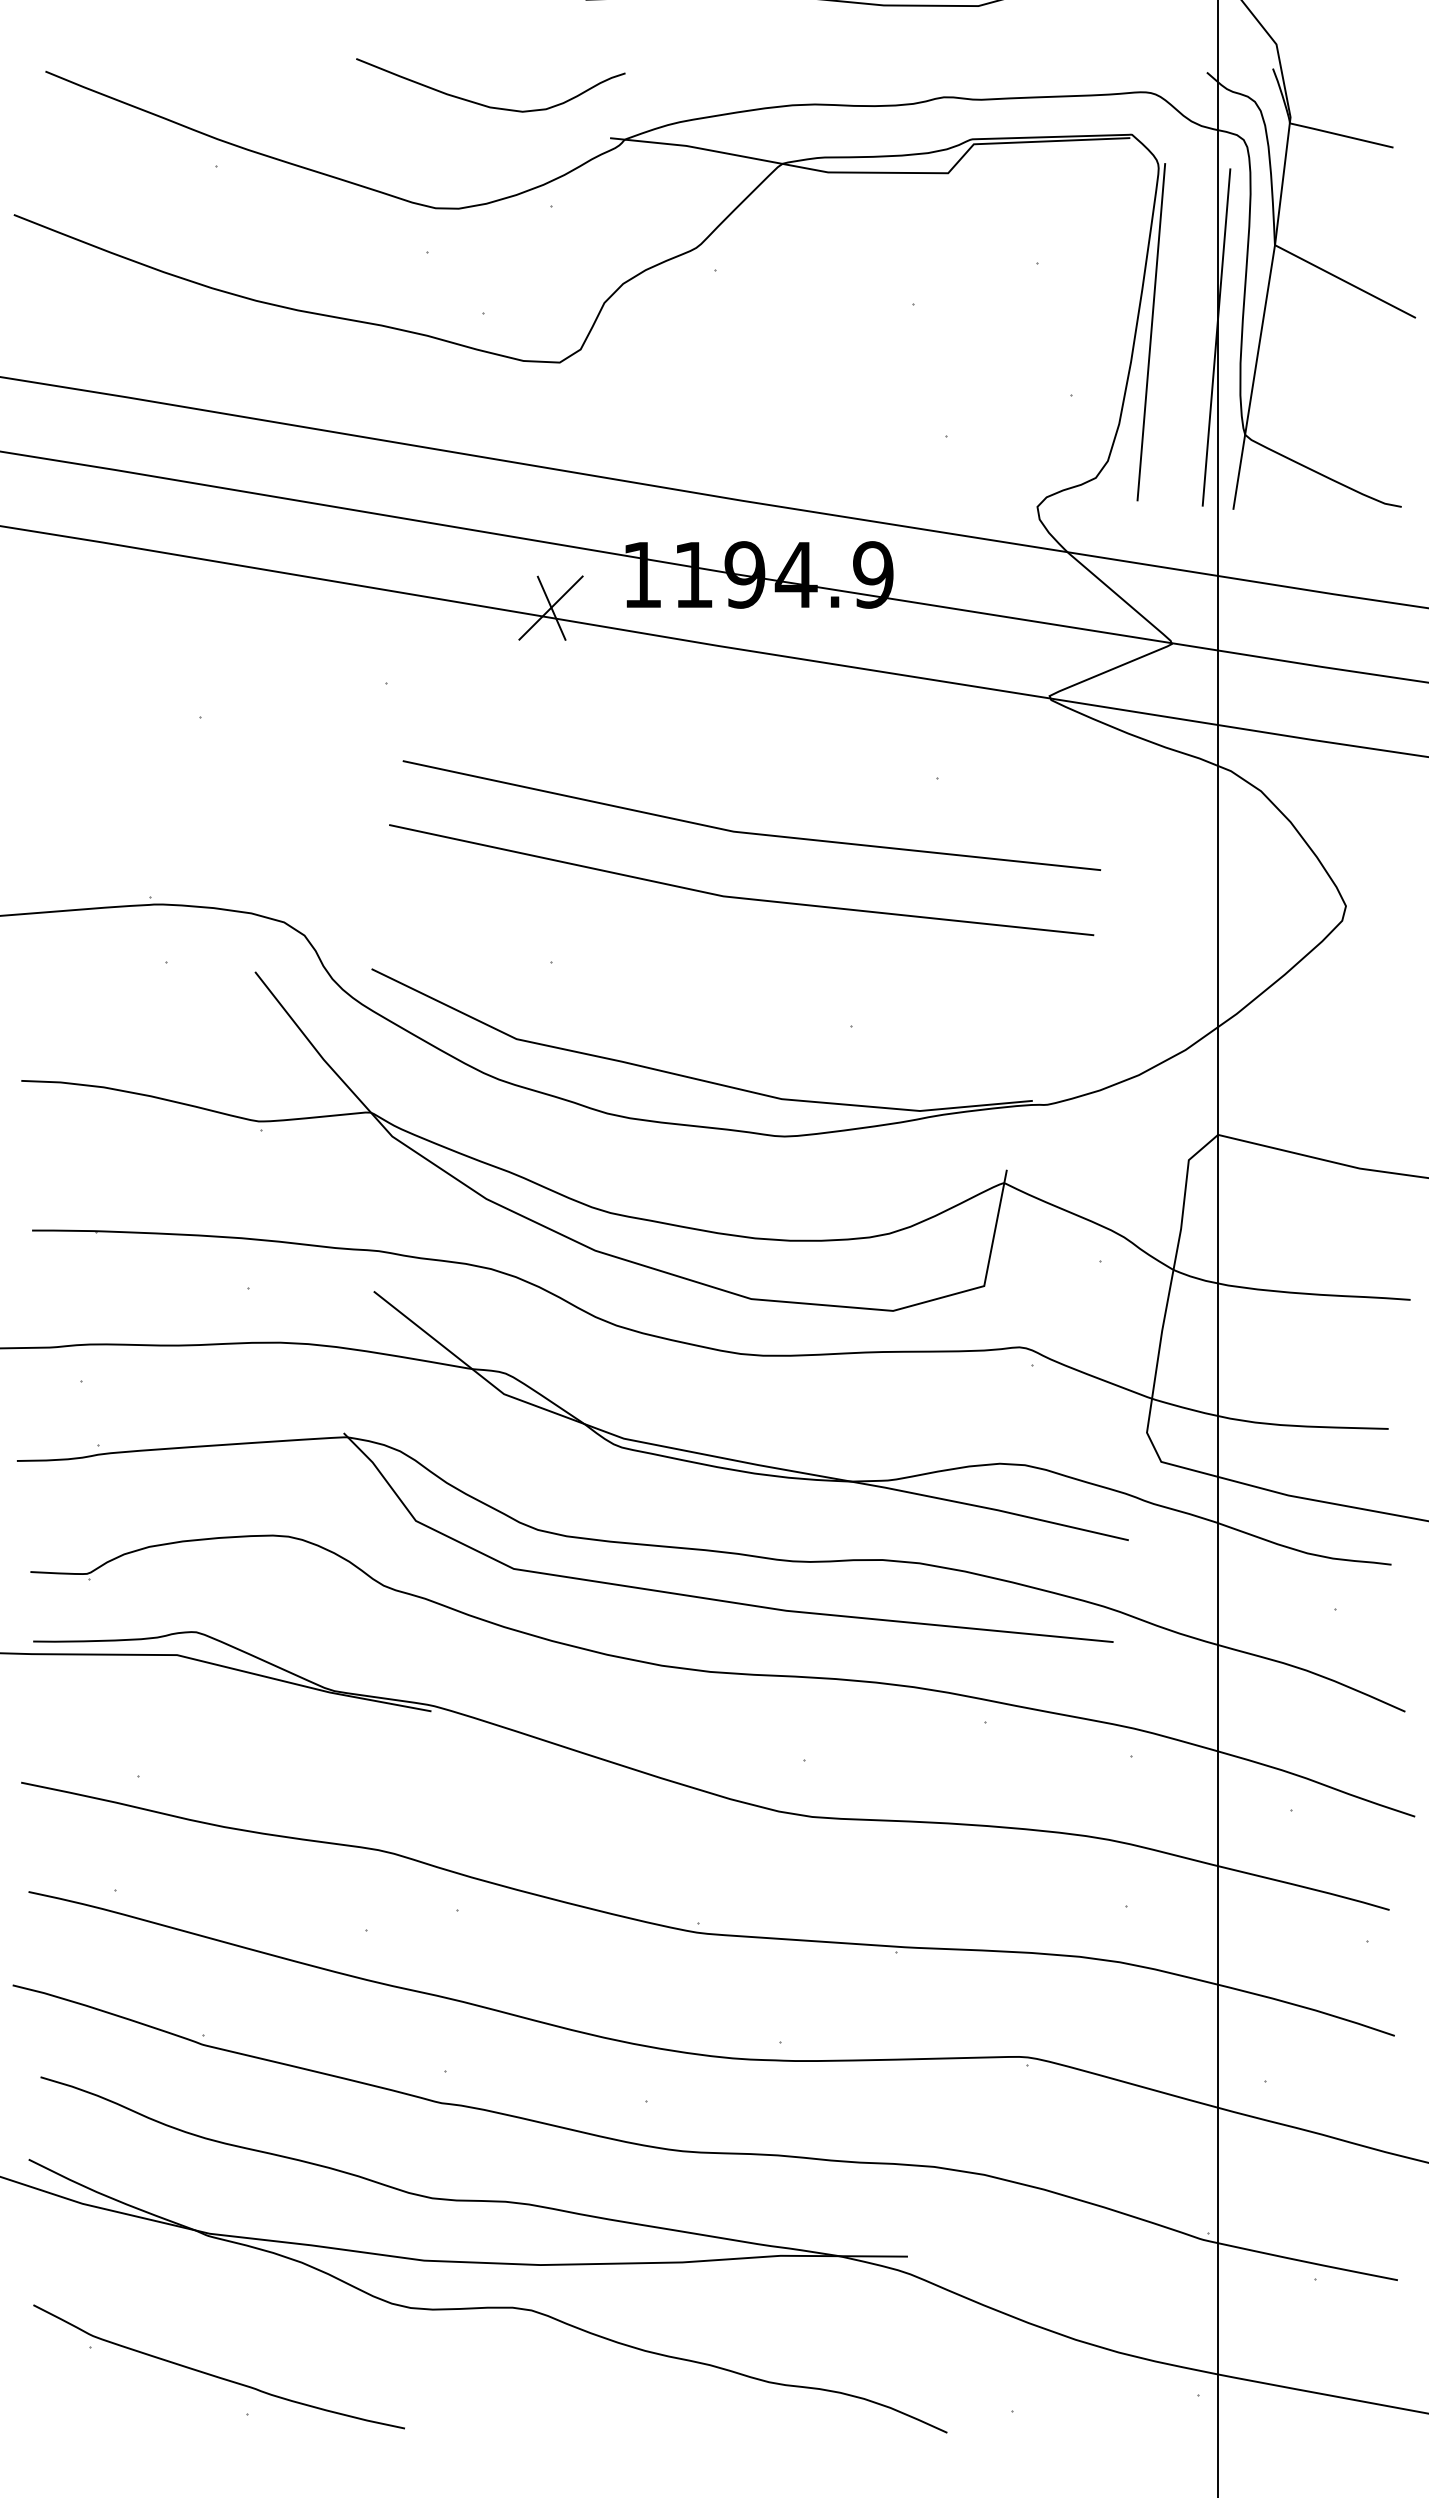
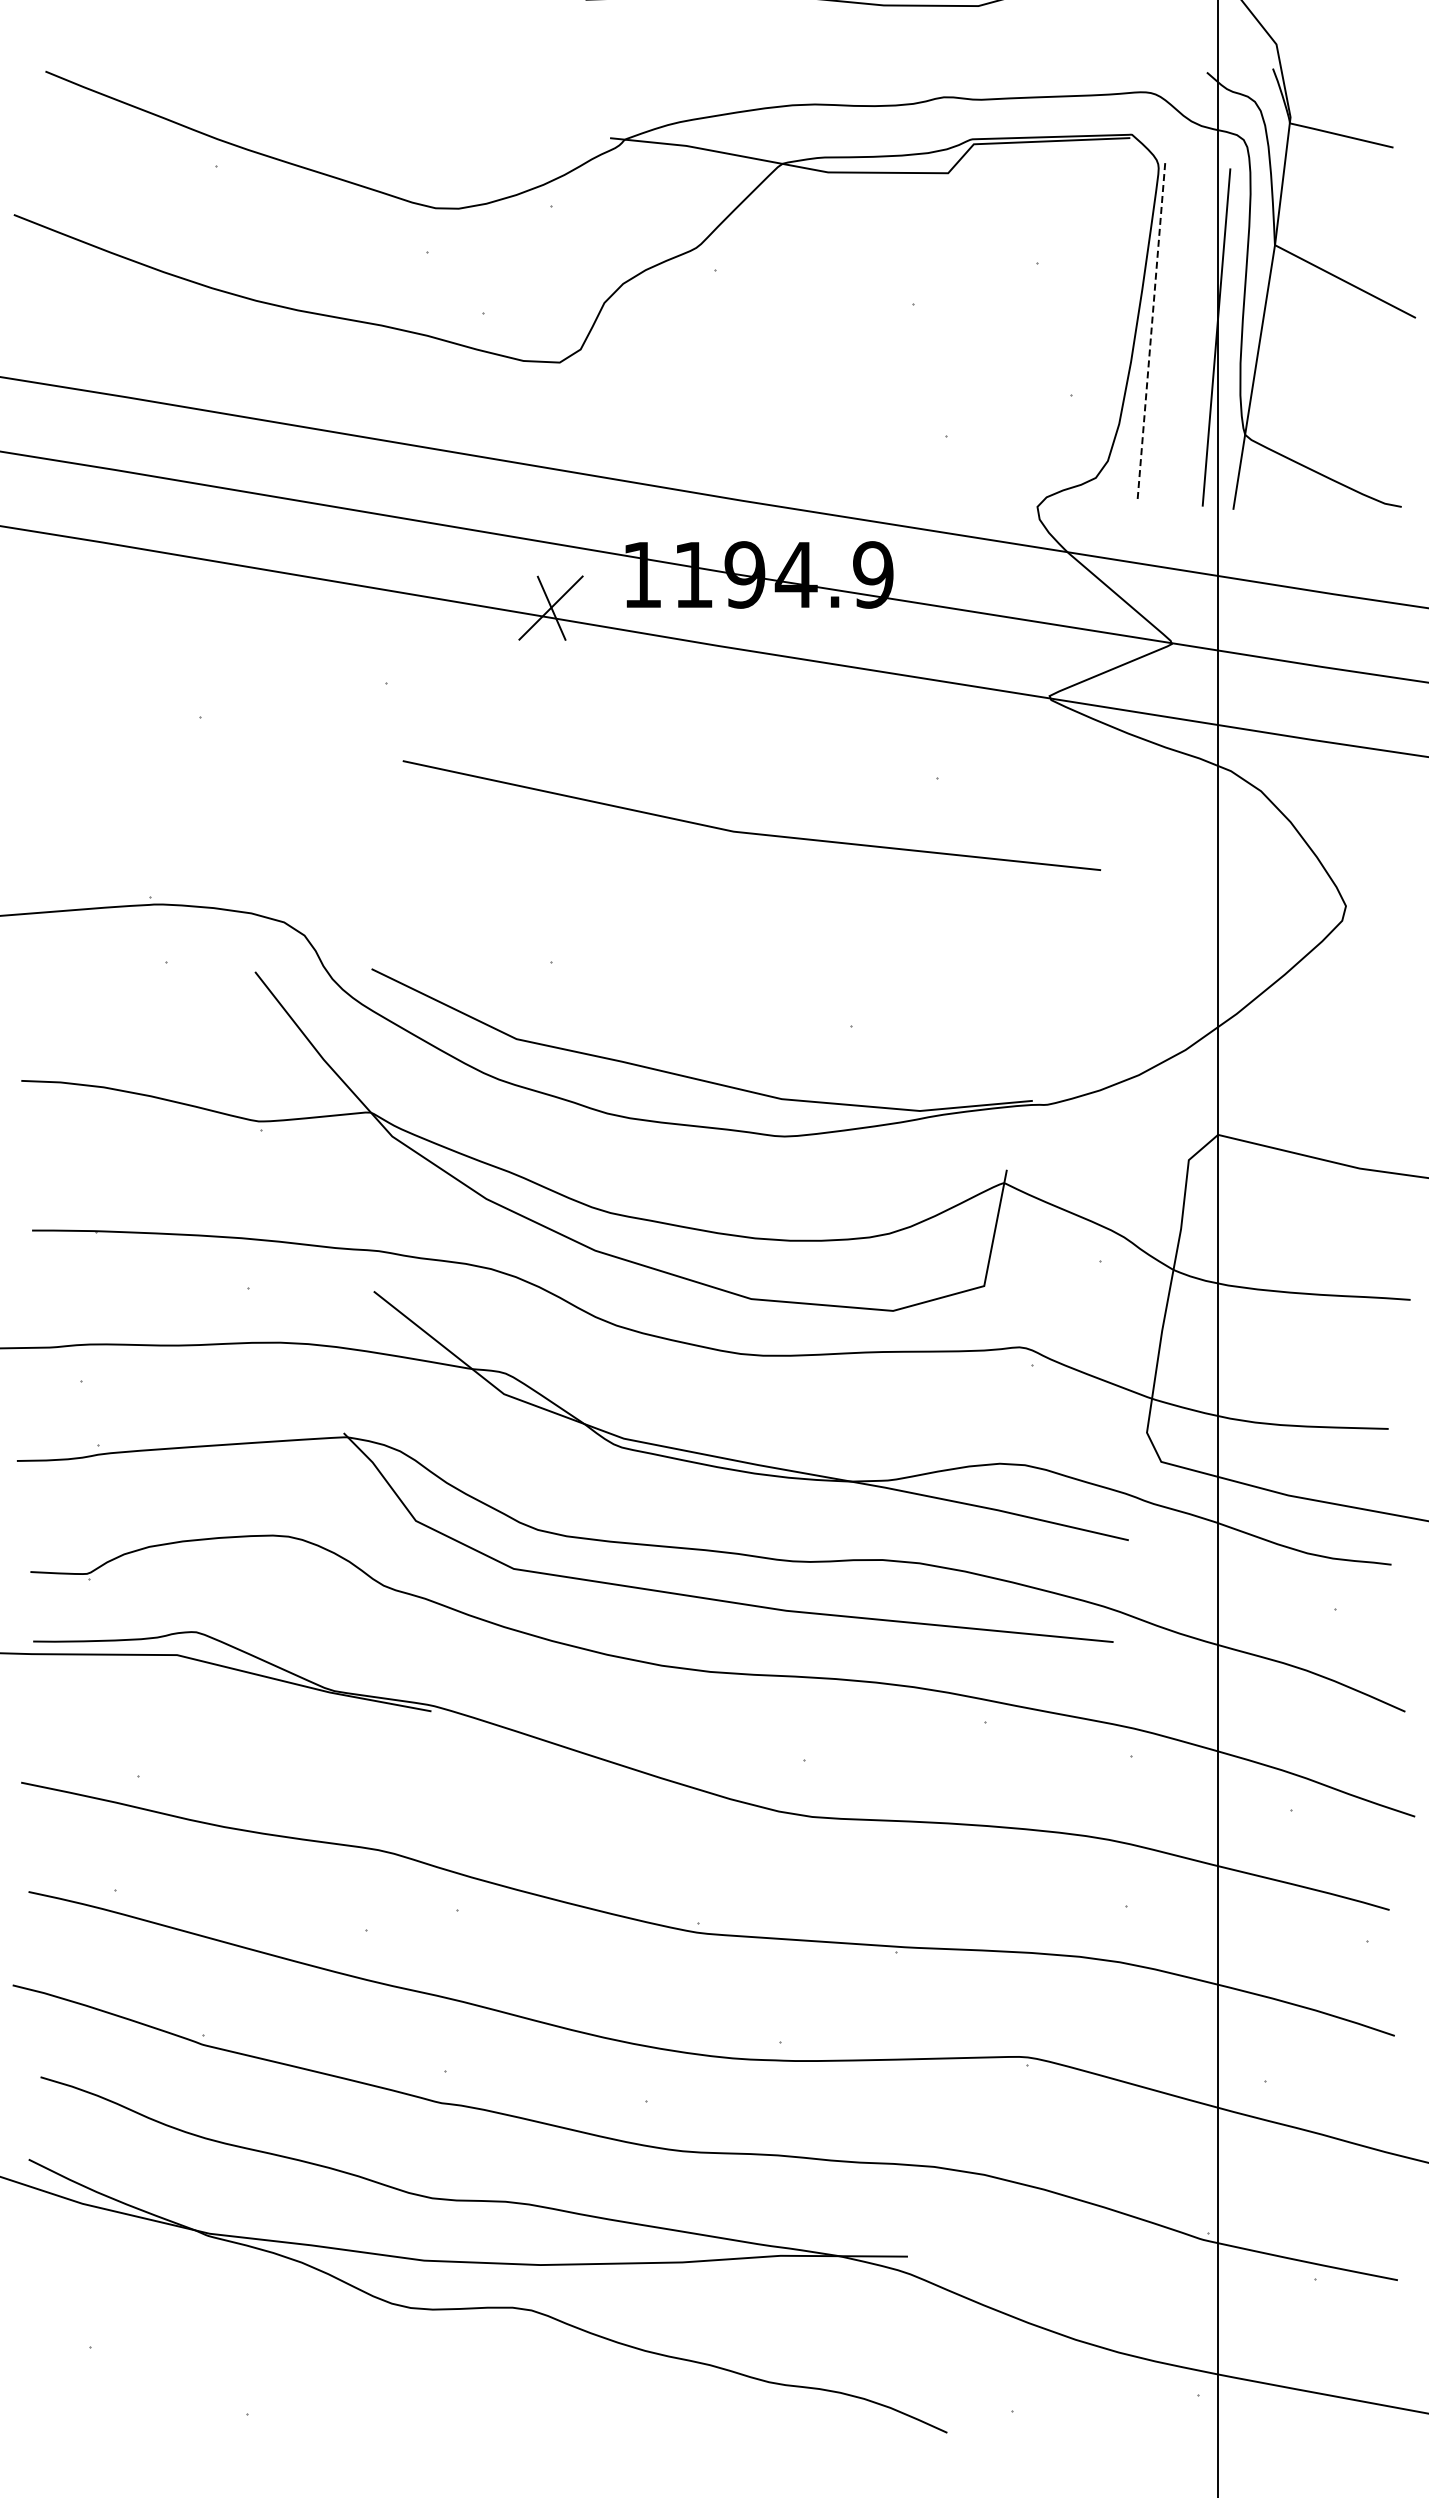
curve: present -> none (484, 104)
line: solid -> dashed (1151, 332)
line: present -> none (737, 896)
curve: present -> none (216, 2375)
